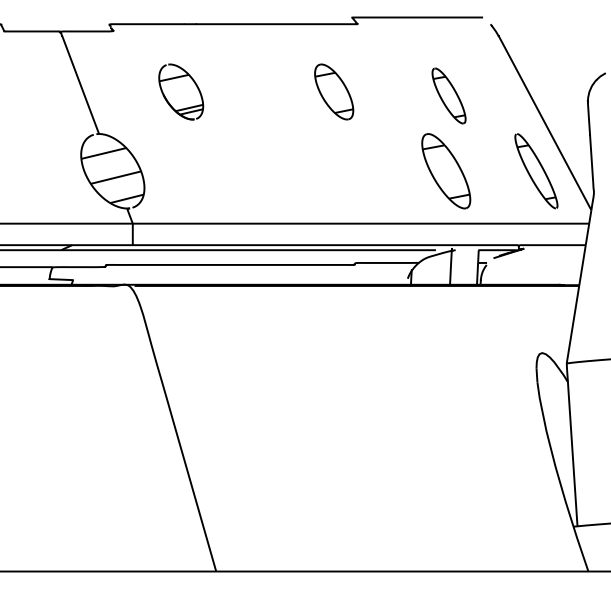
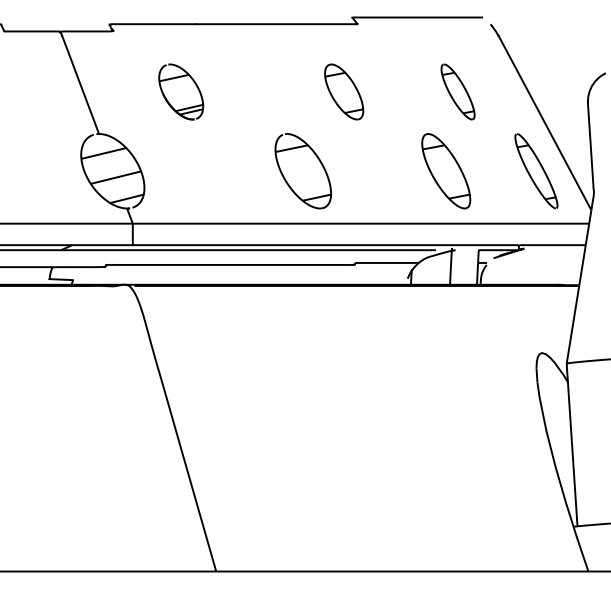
part position: (334, 91) -> (344, 91) (344, 91)
part position: (448, 95) -> (457, 91) (457, 91)
part: none -> present (302, 171)
